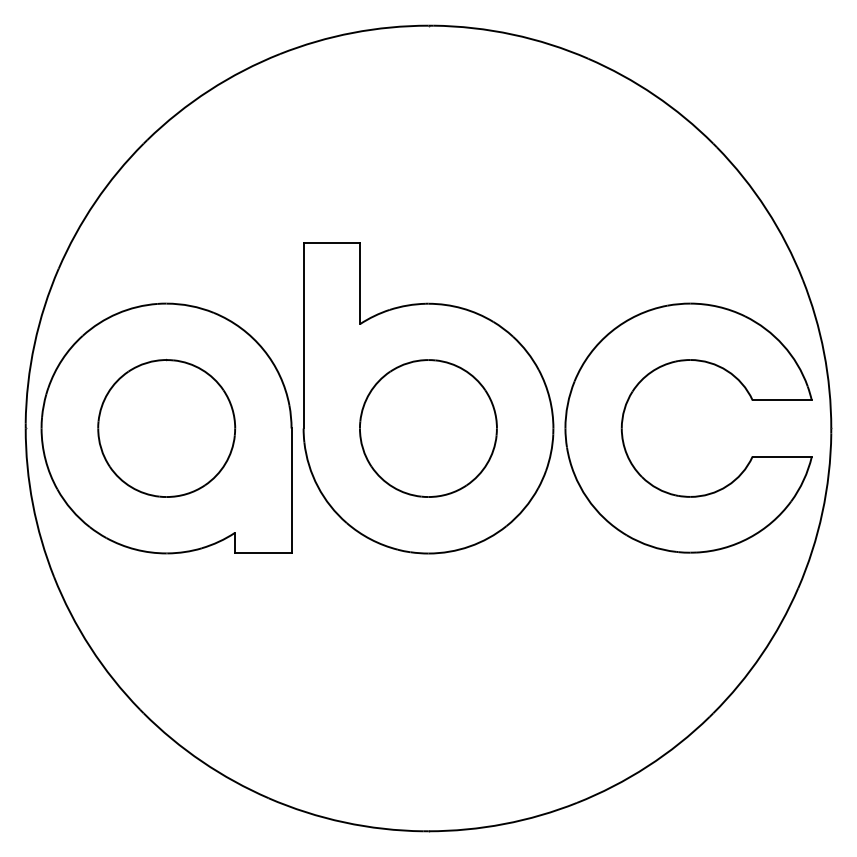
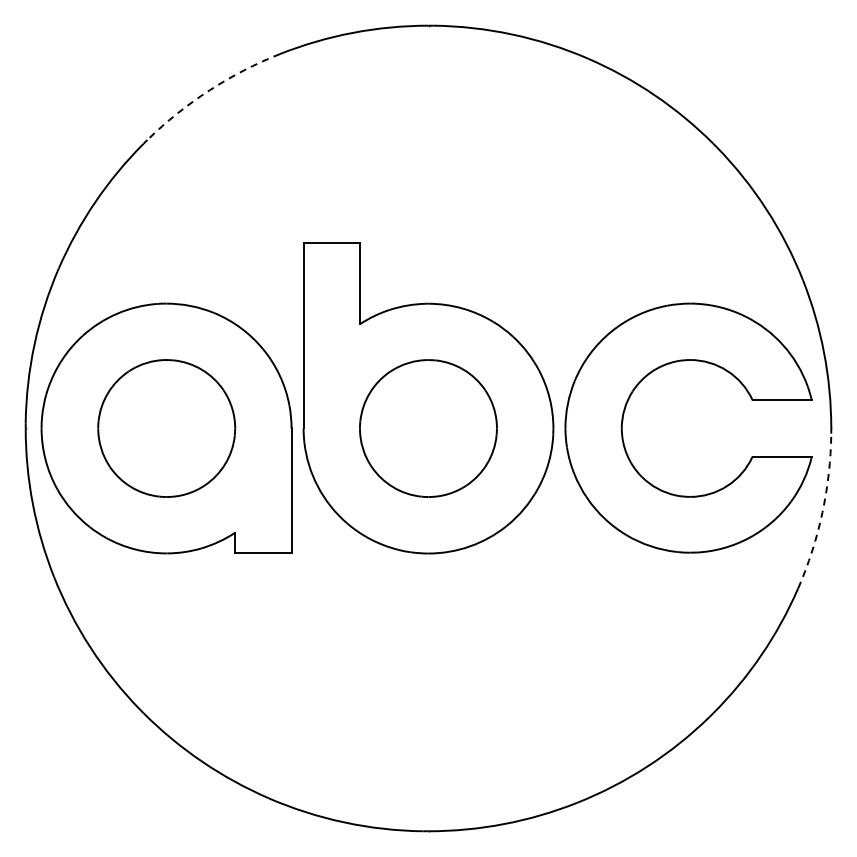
arc: solid -> dashed (209, 90)
arc: solid -> dashed (822, 512)
